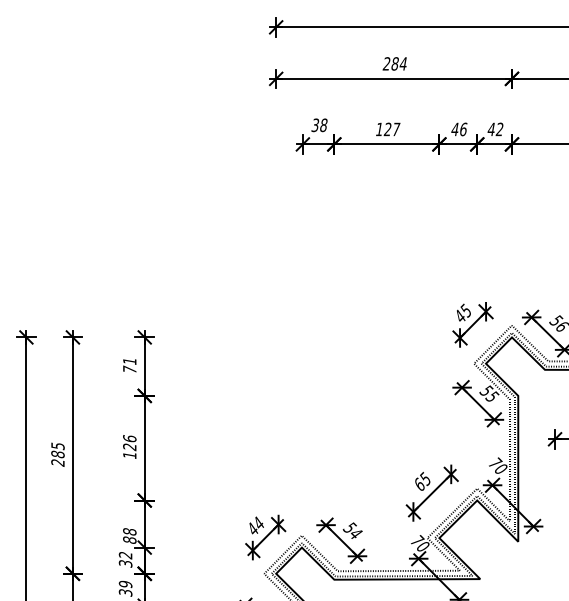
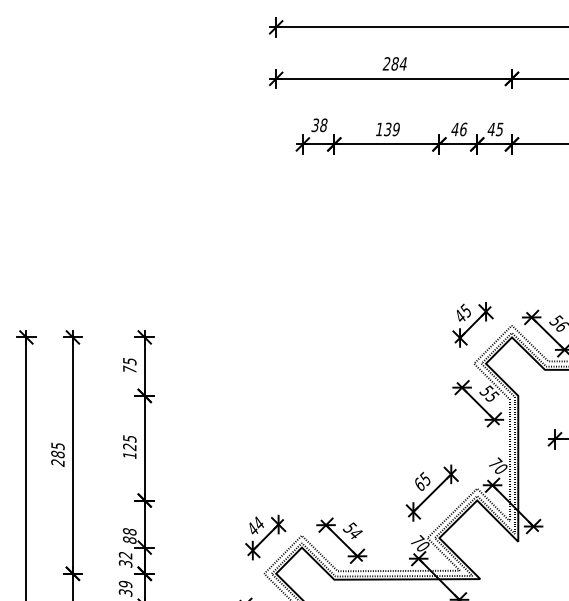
text: 127 -> 139 (391, 129)
text: 42 -> 45 (499, 129)
text: 71 -> 75 (129, 361)
text: 126 -> 125 (129, 438)
